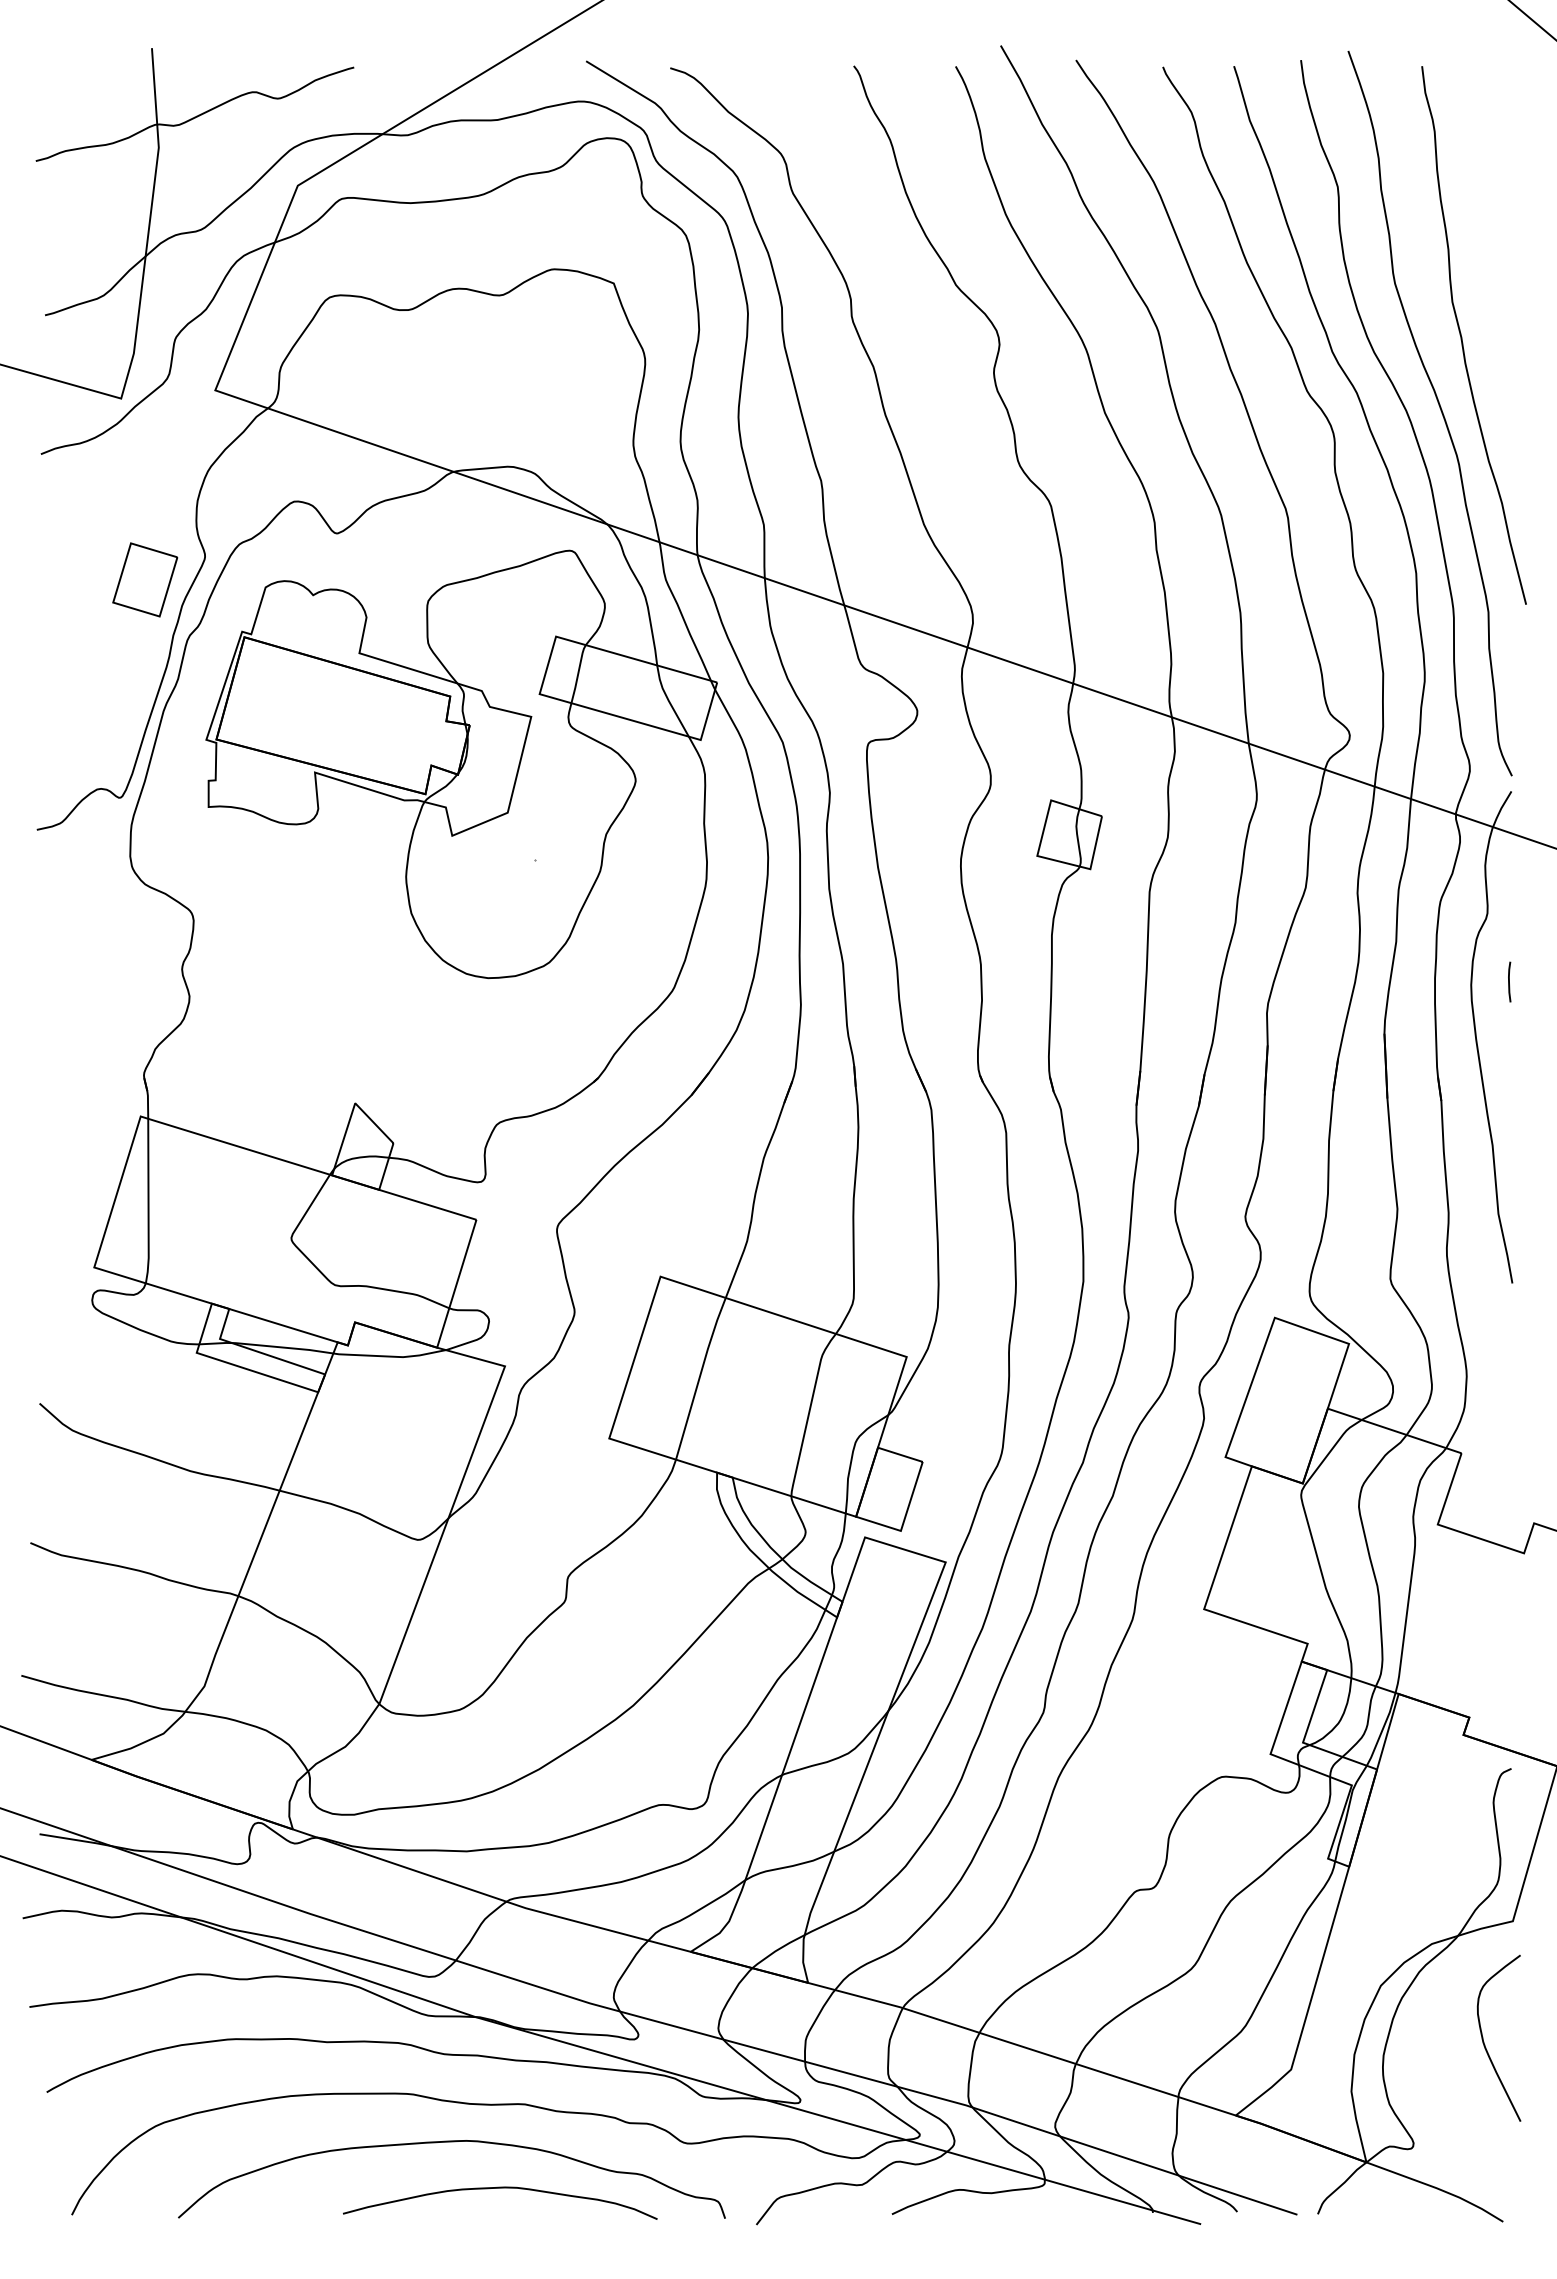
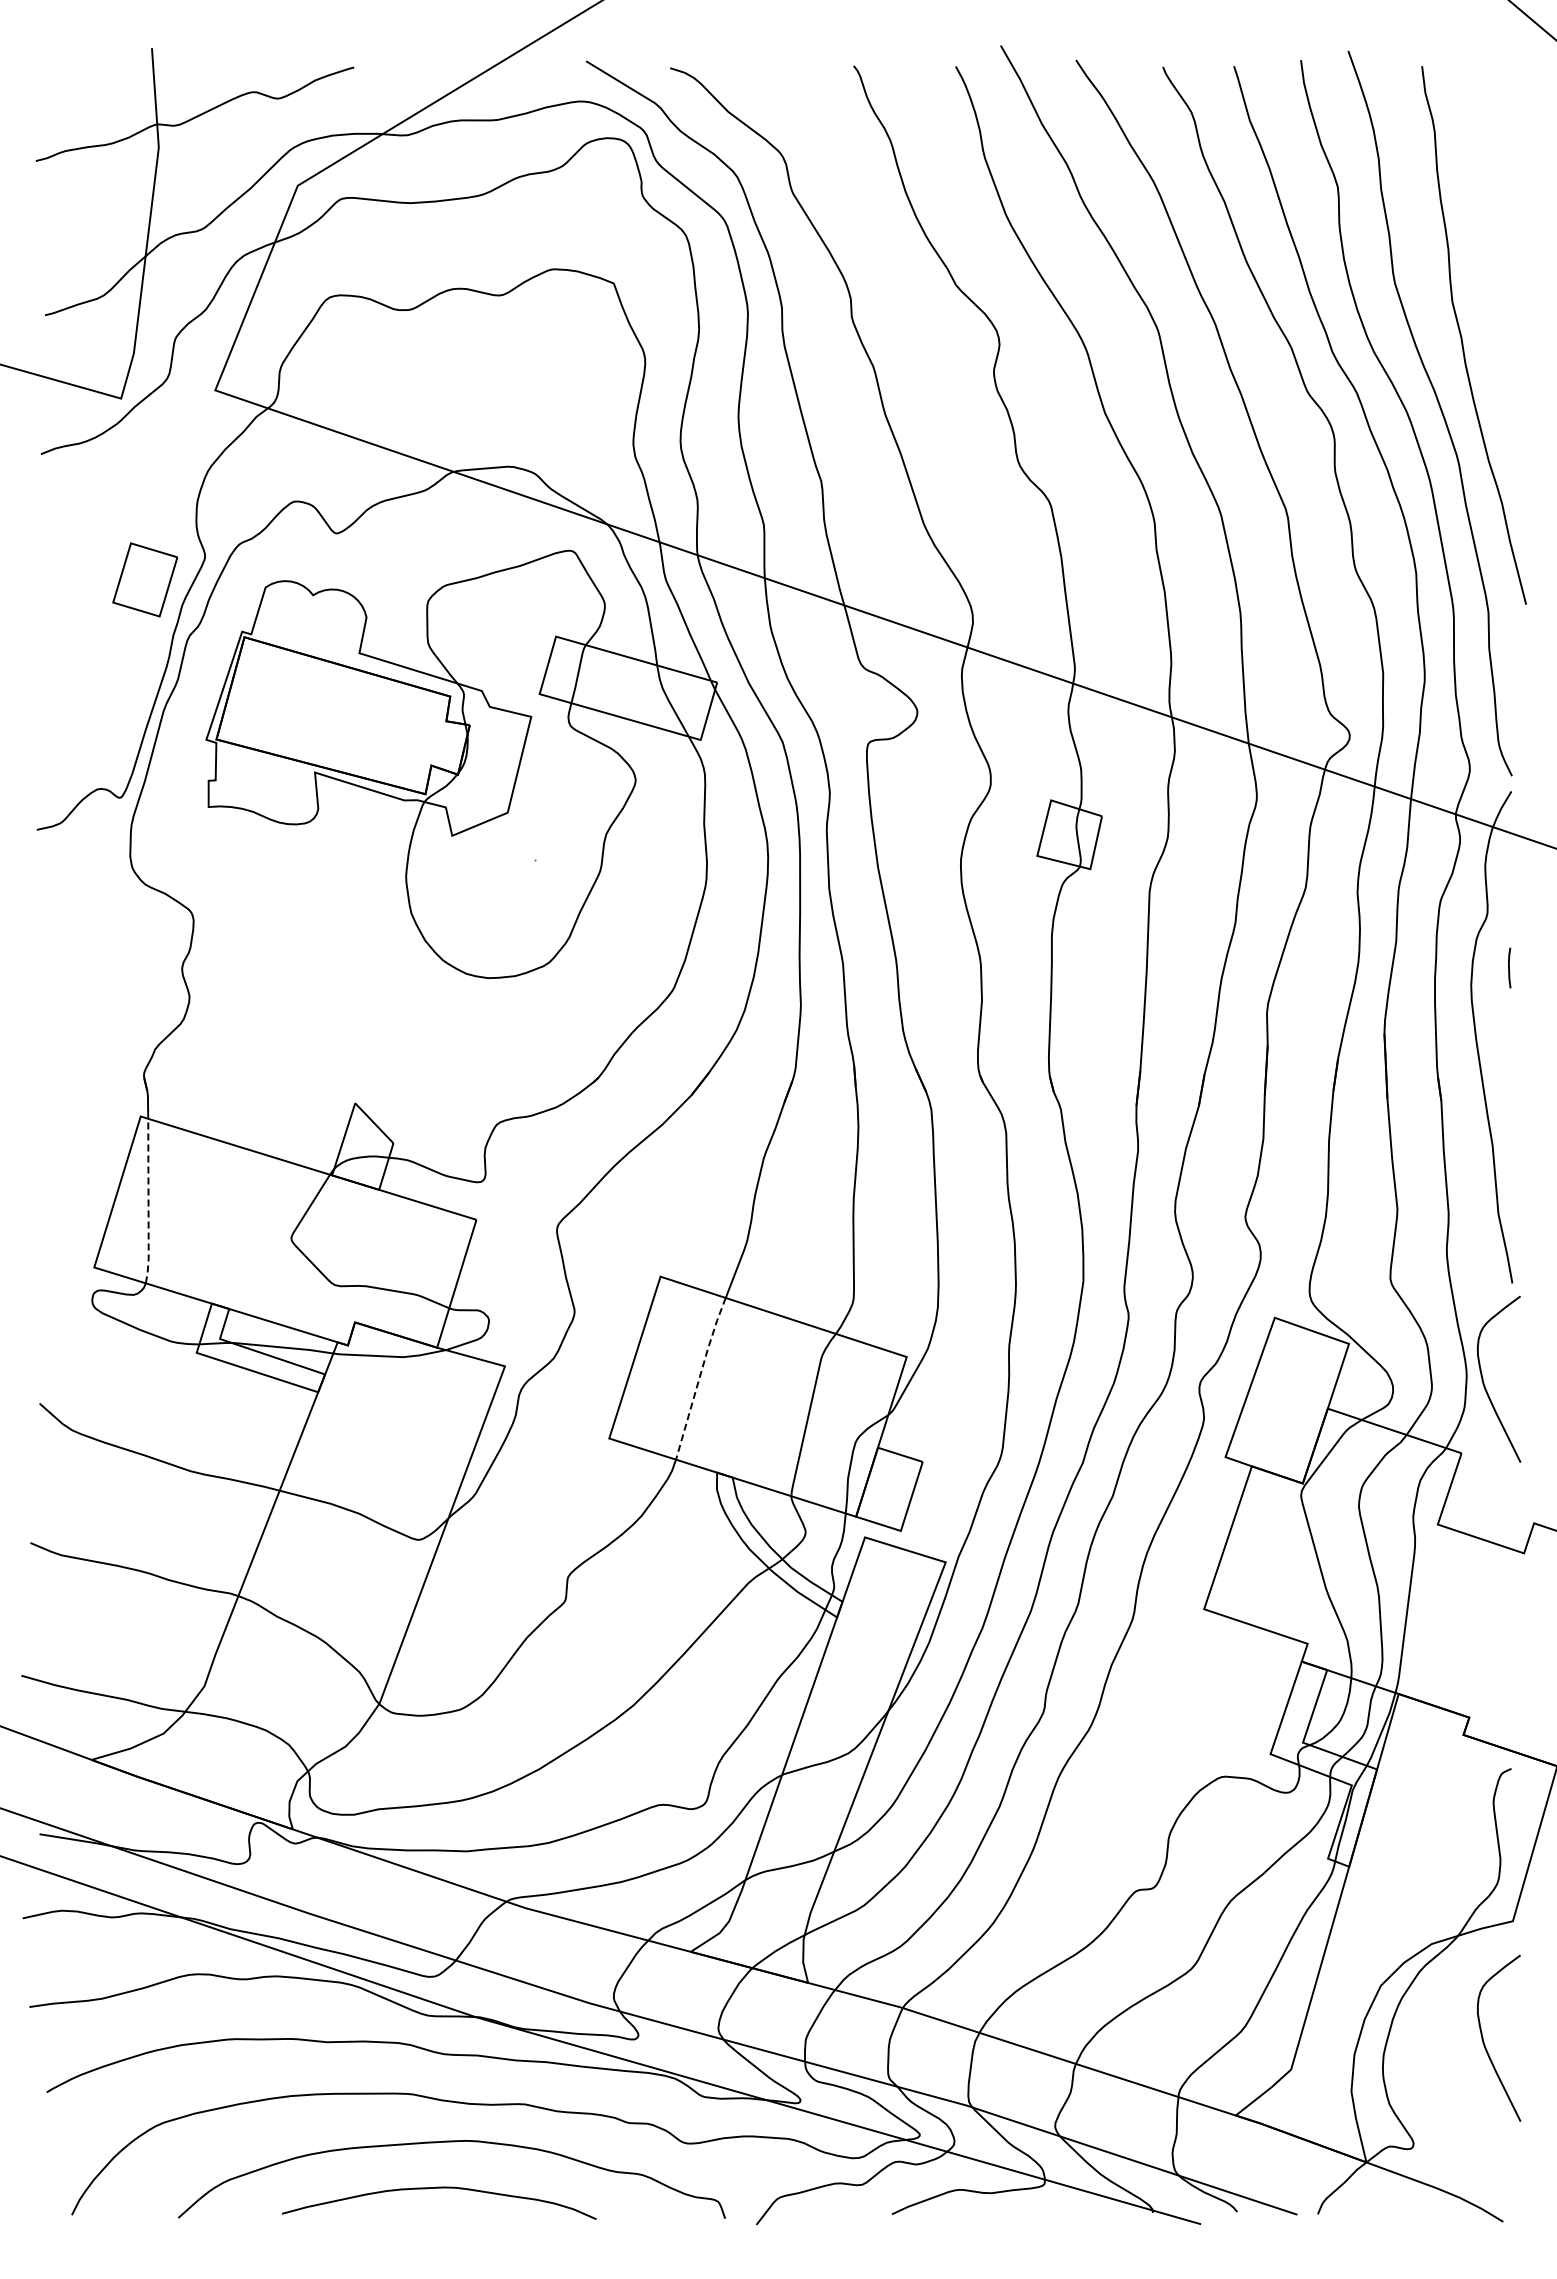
line position: (1509, 981) -> (1509, 967) (1509, 967)
line: solid -> dashed (148, 1202)
line: solid -> dashed (699, 1377)
curve: none -> present (1484, 1382)
curve position: (500, 2188) -> (439, 2188) (439, 2188)
